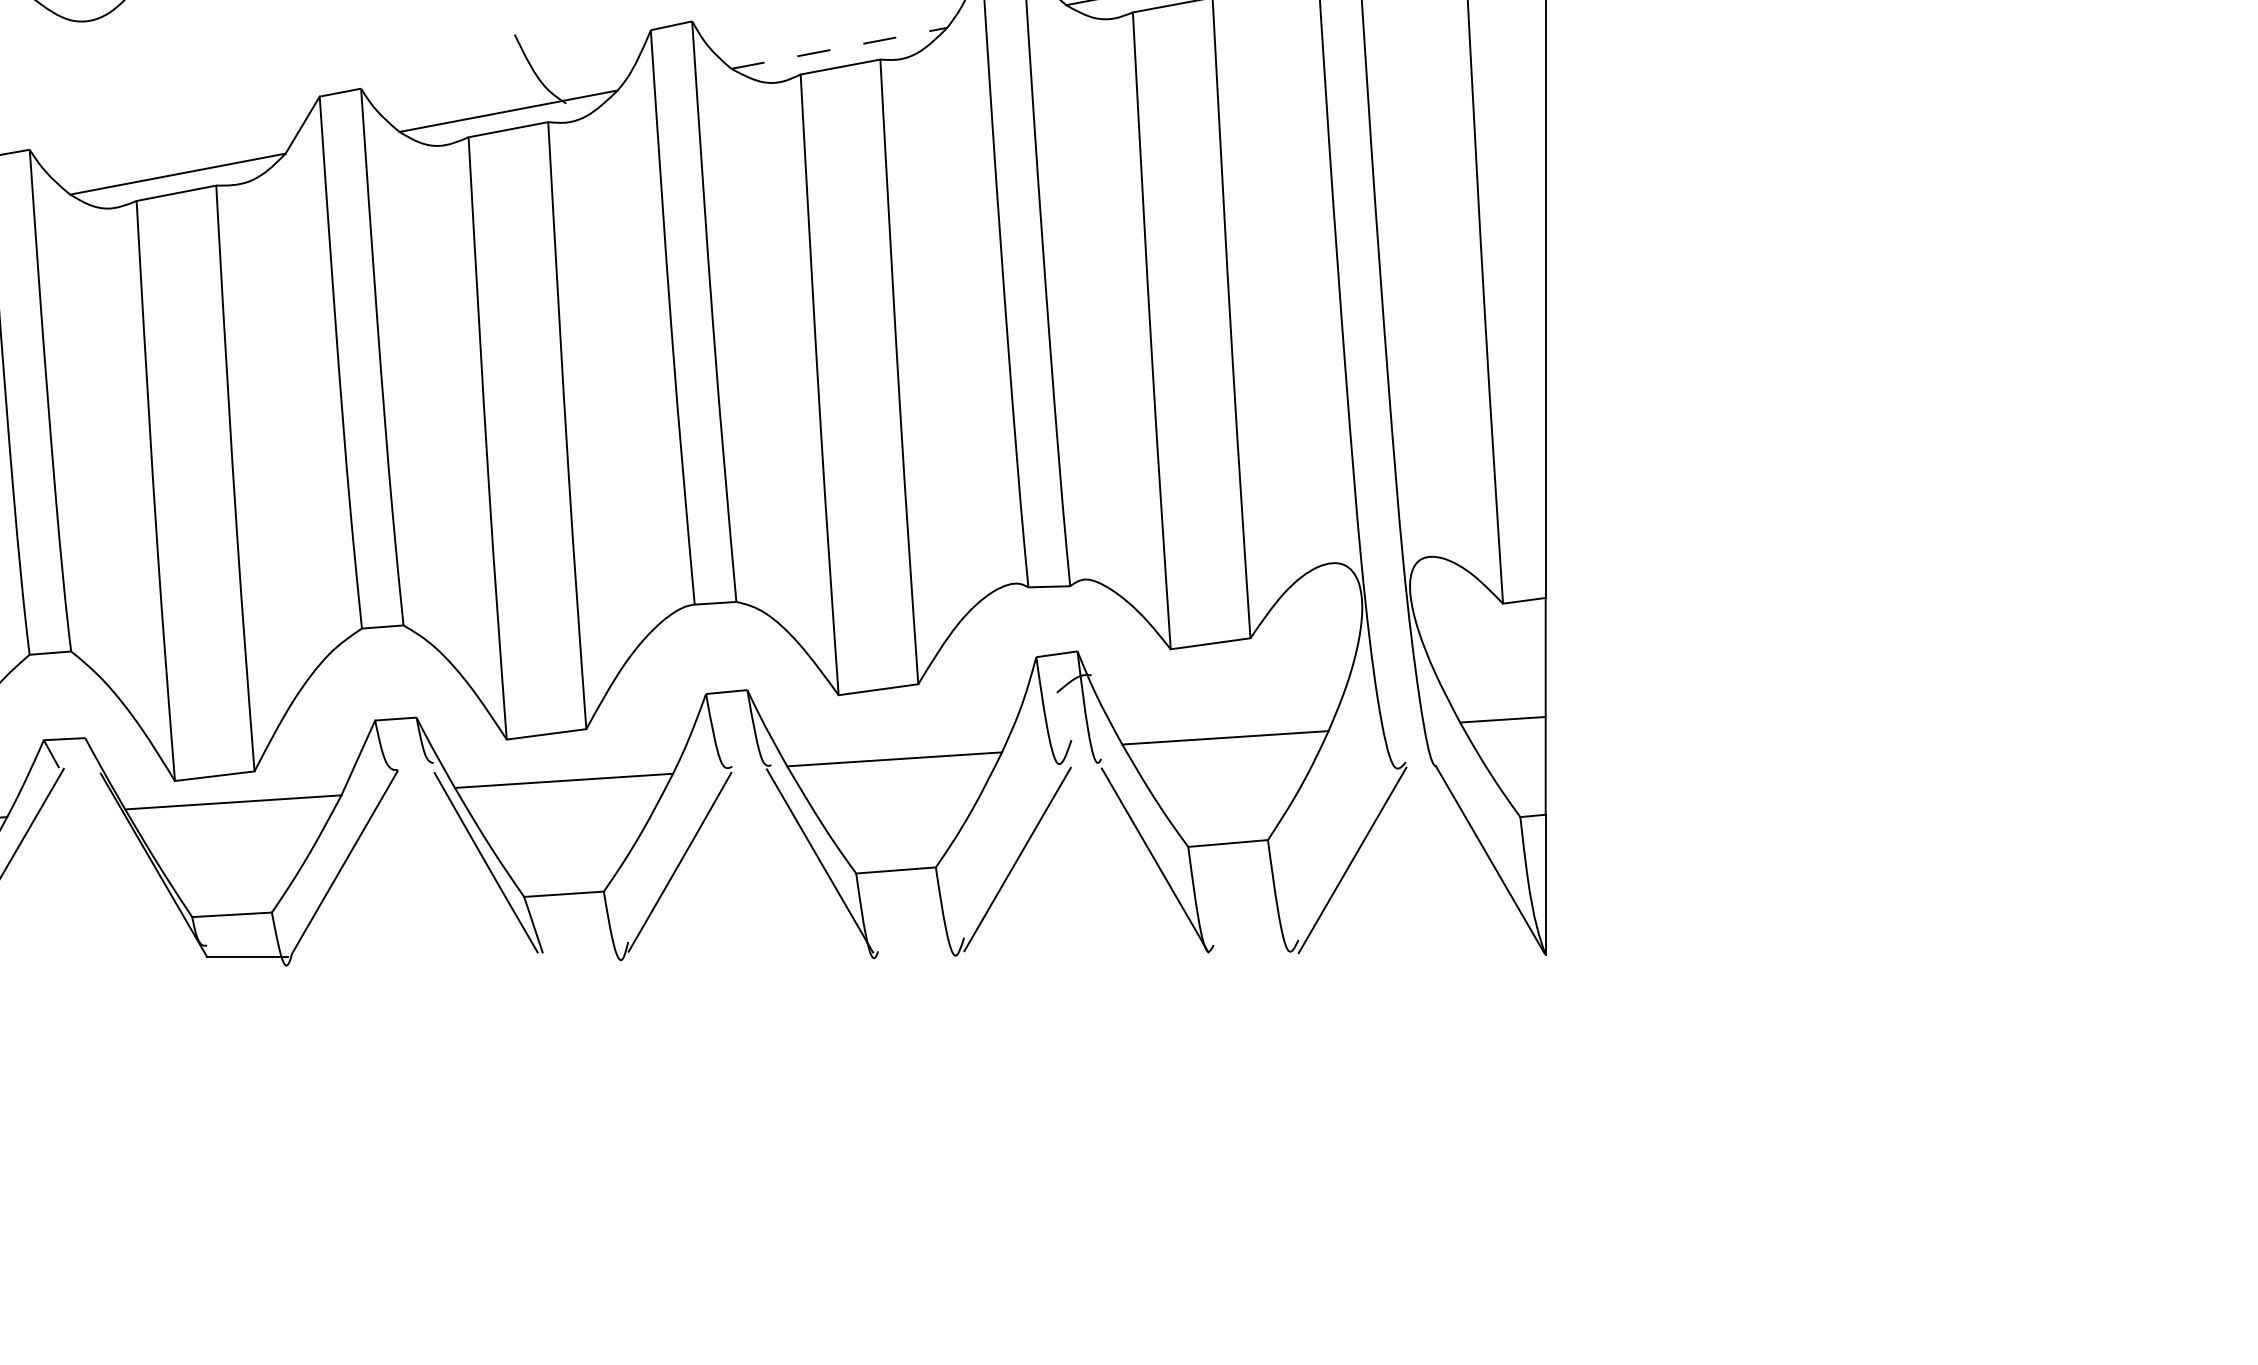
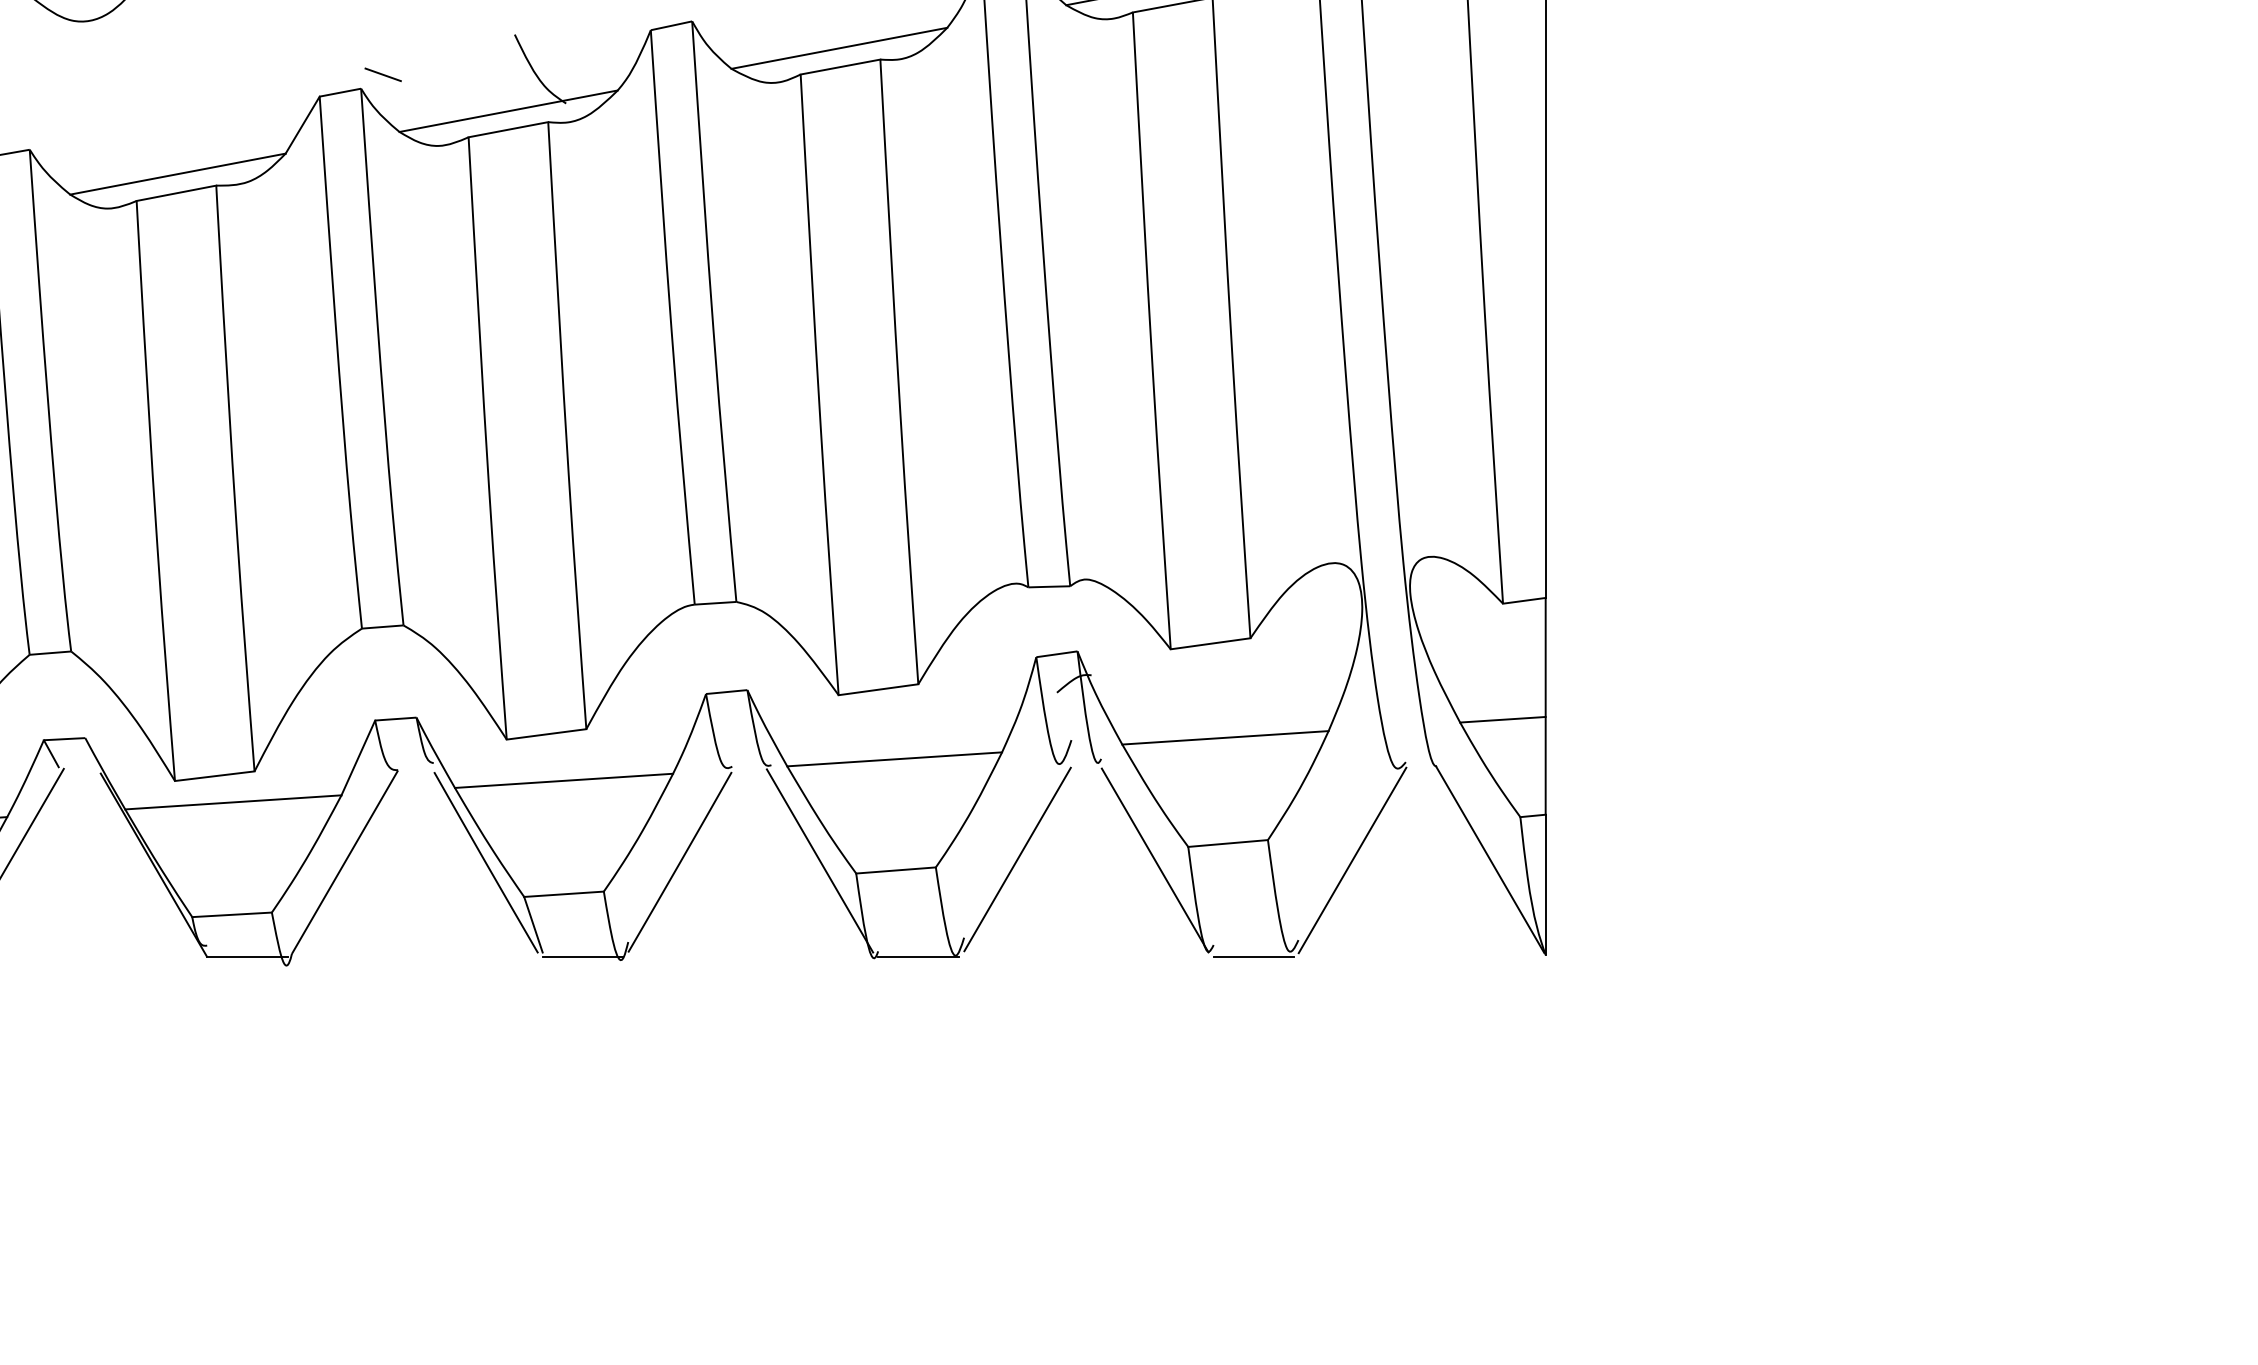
line: dashed -> solid (839, 48)
line: none -> present (382, 74)
line: none -> present (582, 957)
line: none -> present (918, 957)
line: none -> present (1253, 957)
